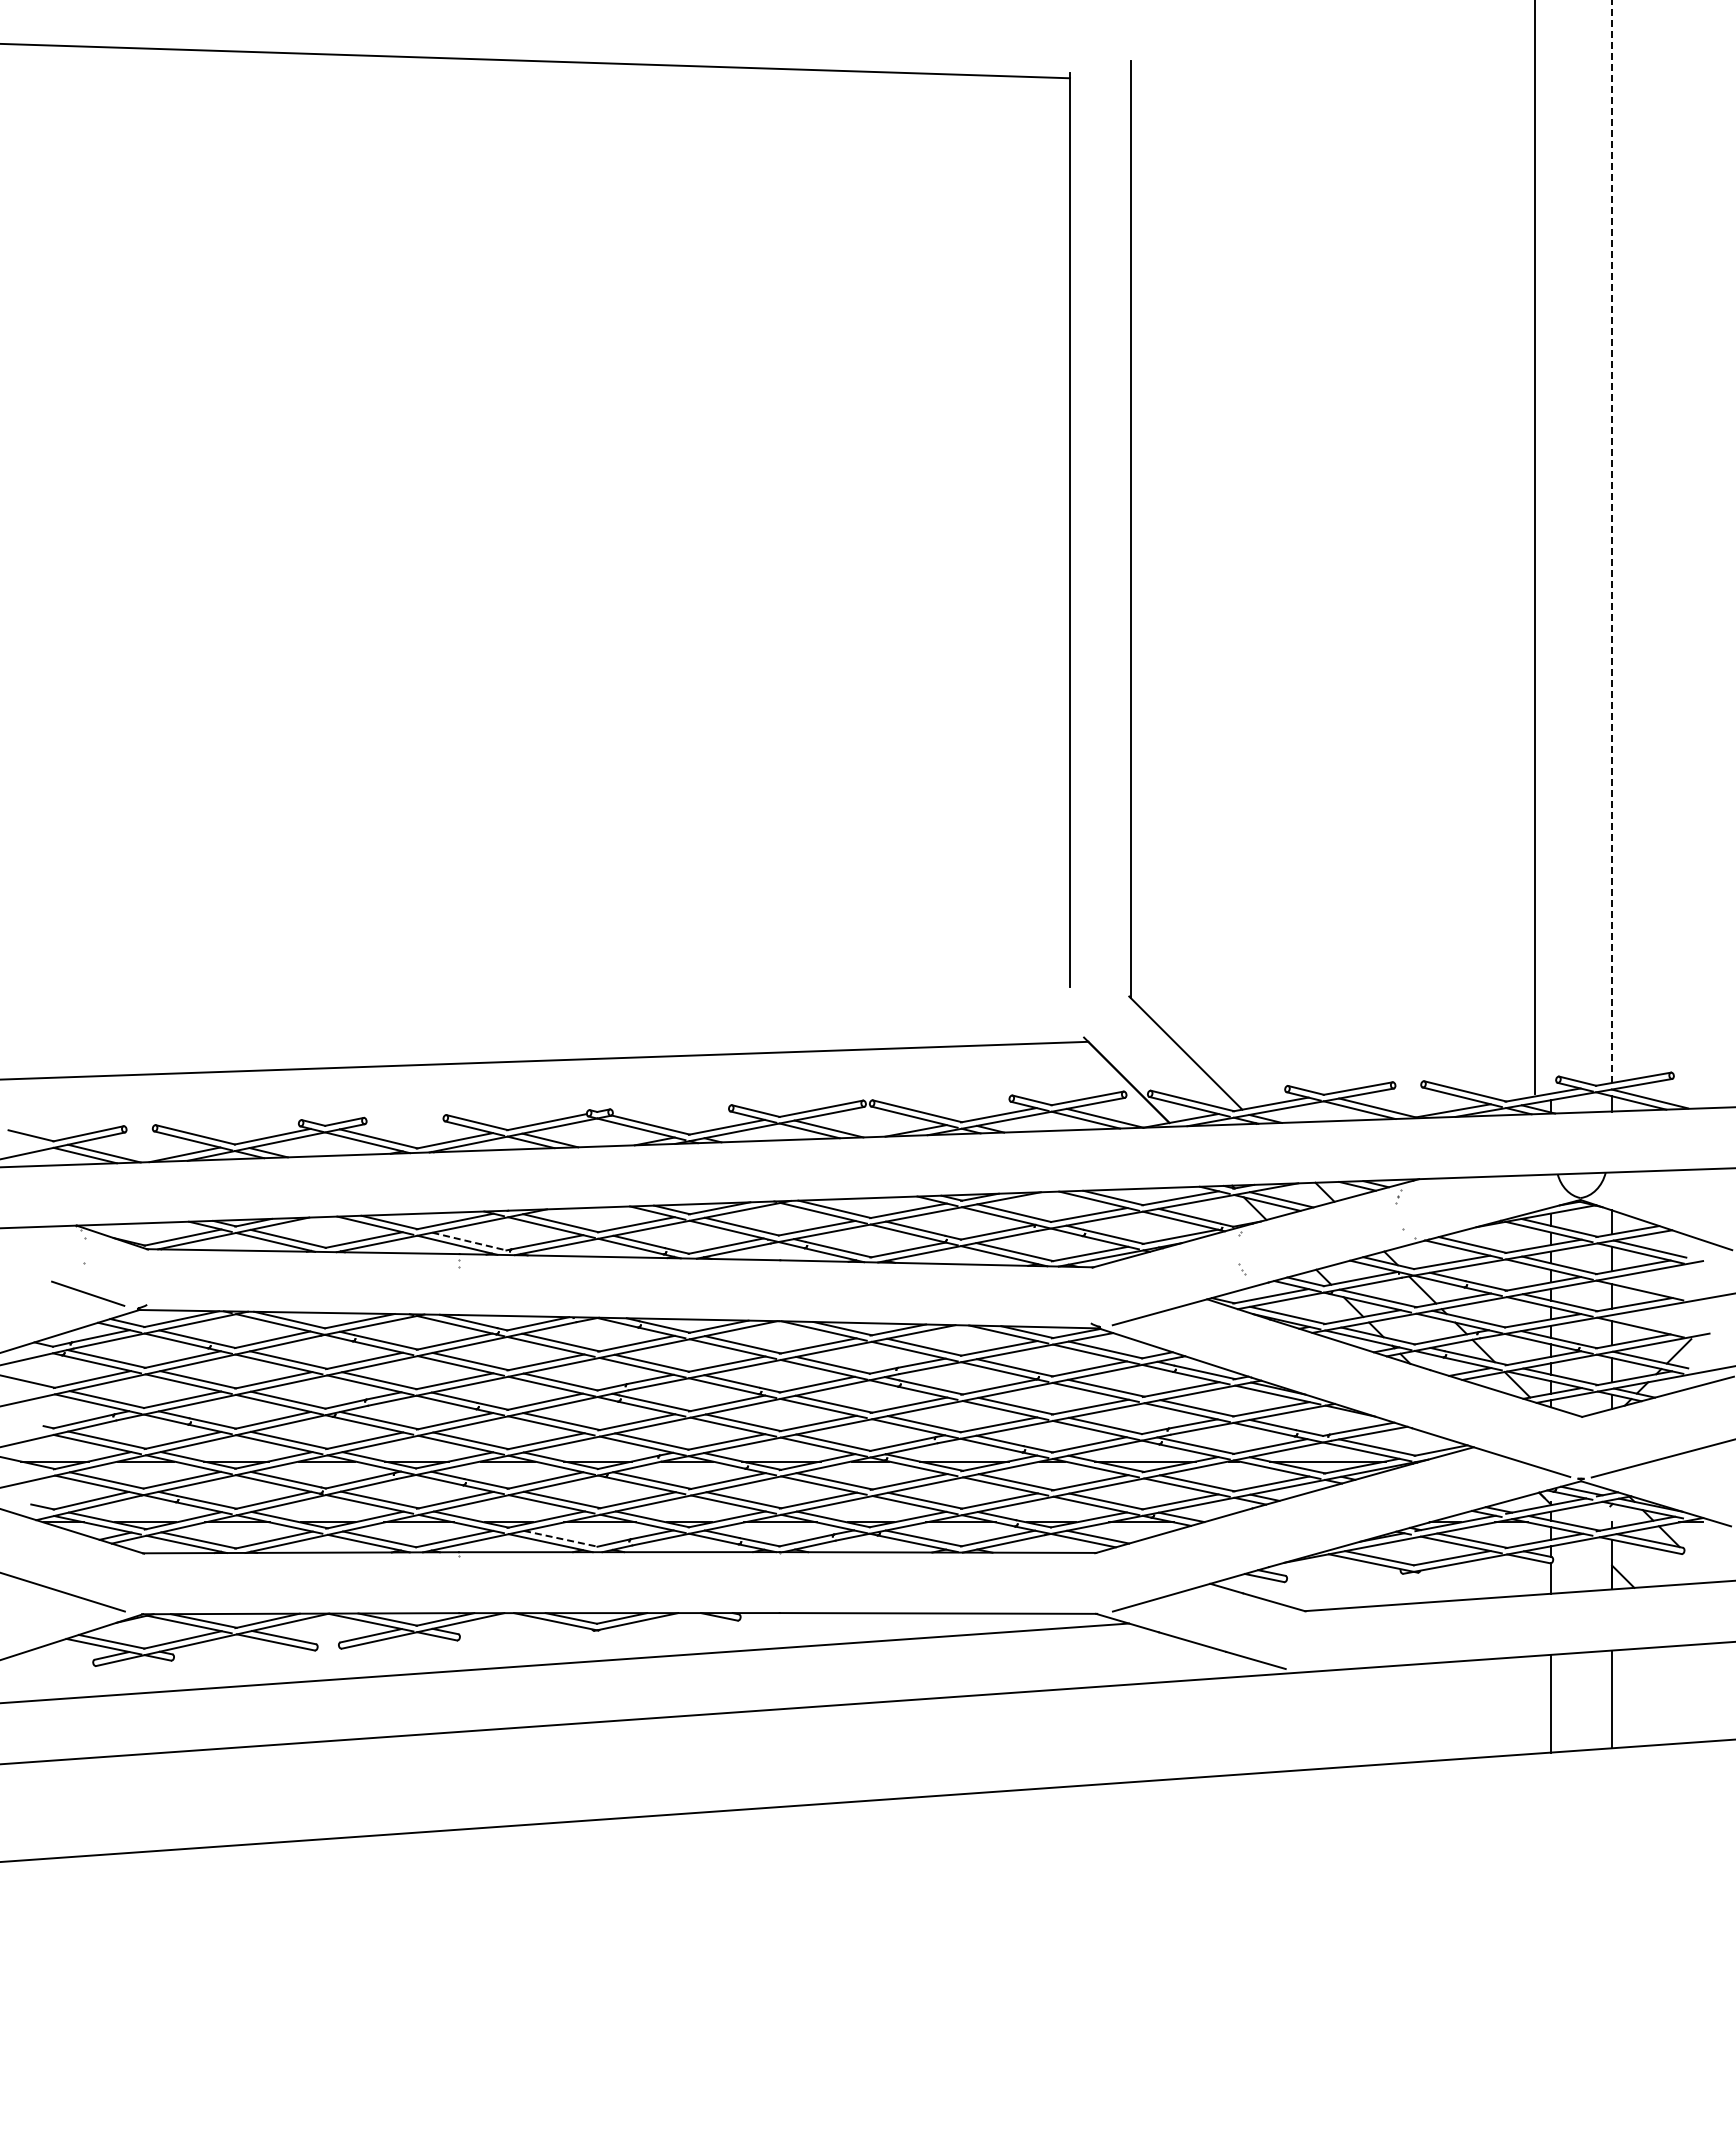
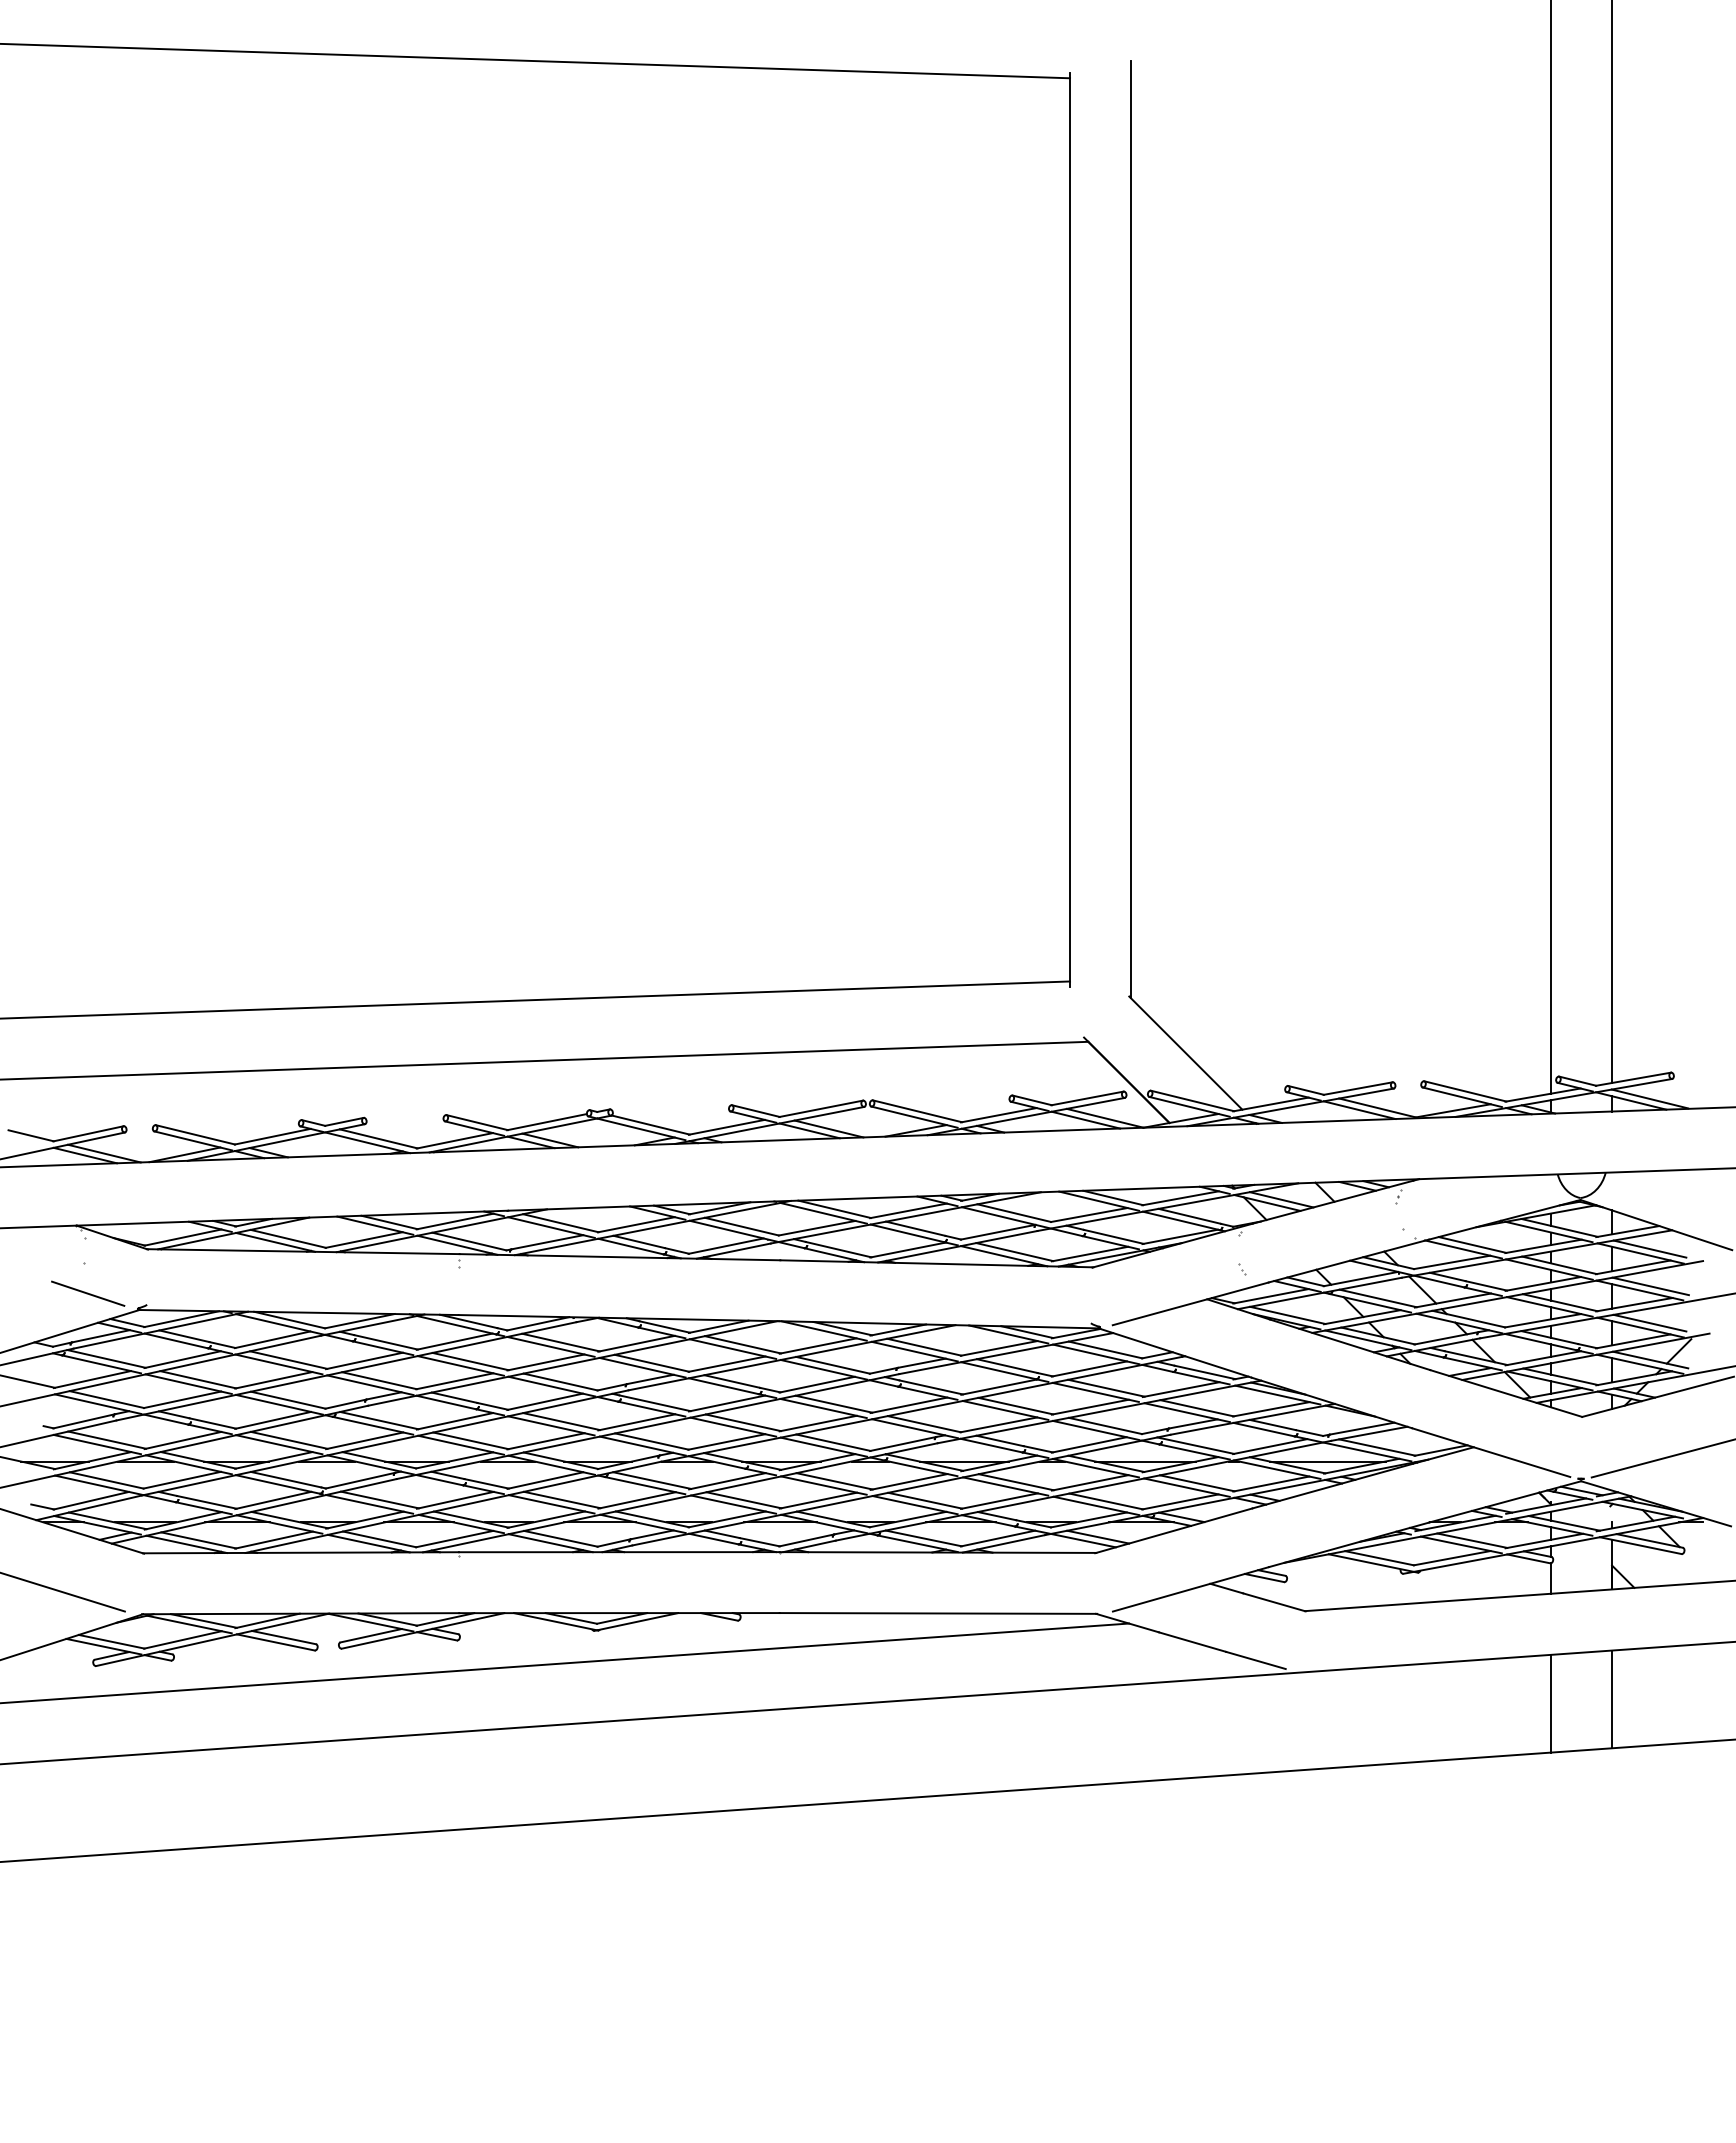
line: dashed -> solid (1612, 541)
line position: (1535, 547) -> (1551, 547) (1551, 547)
line: none -> present (536, 999)
line: dashed -> solid (469, 1241)
line: none -> present (1650, 1286)
line: none -> present (1649, 1322)
line: dashed -> solid (560, 1538)
